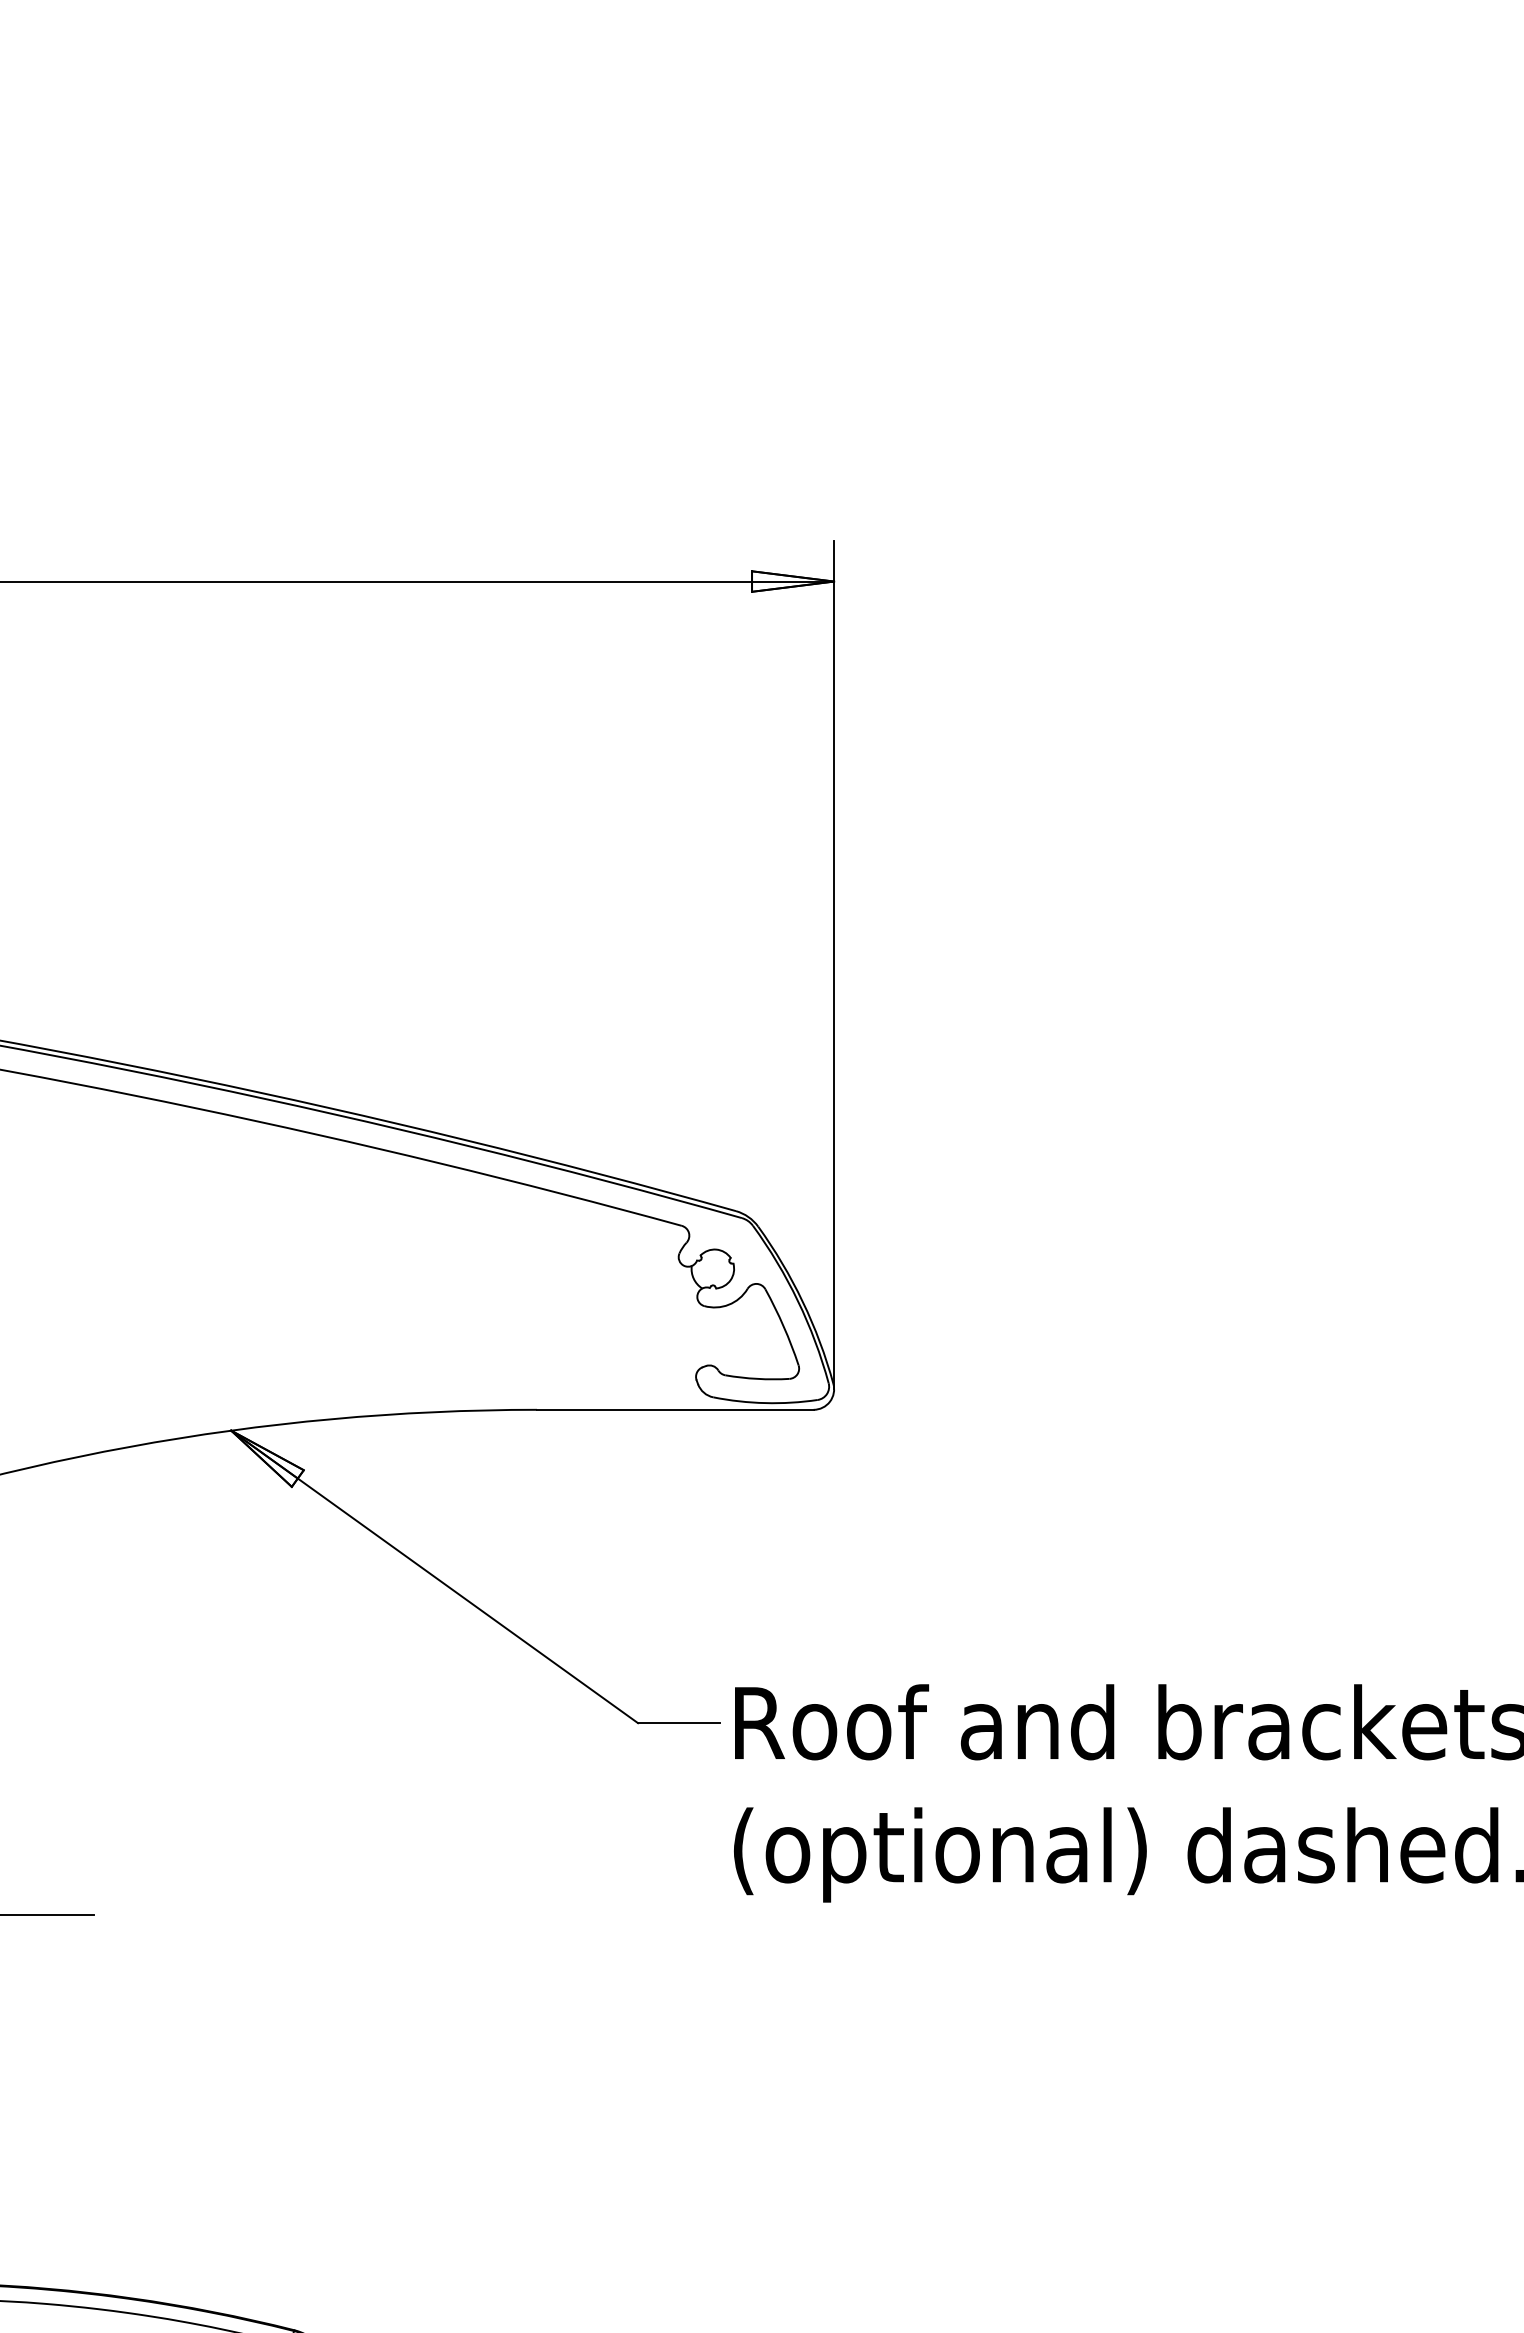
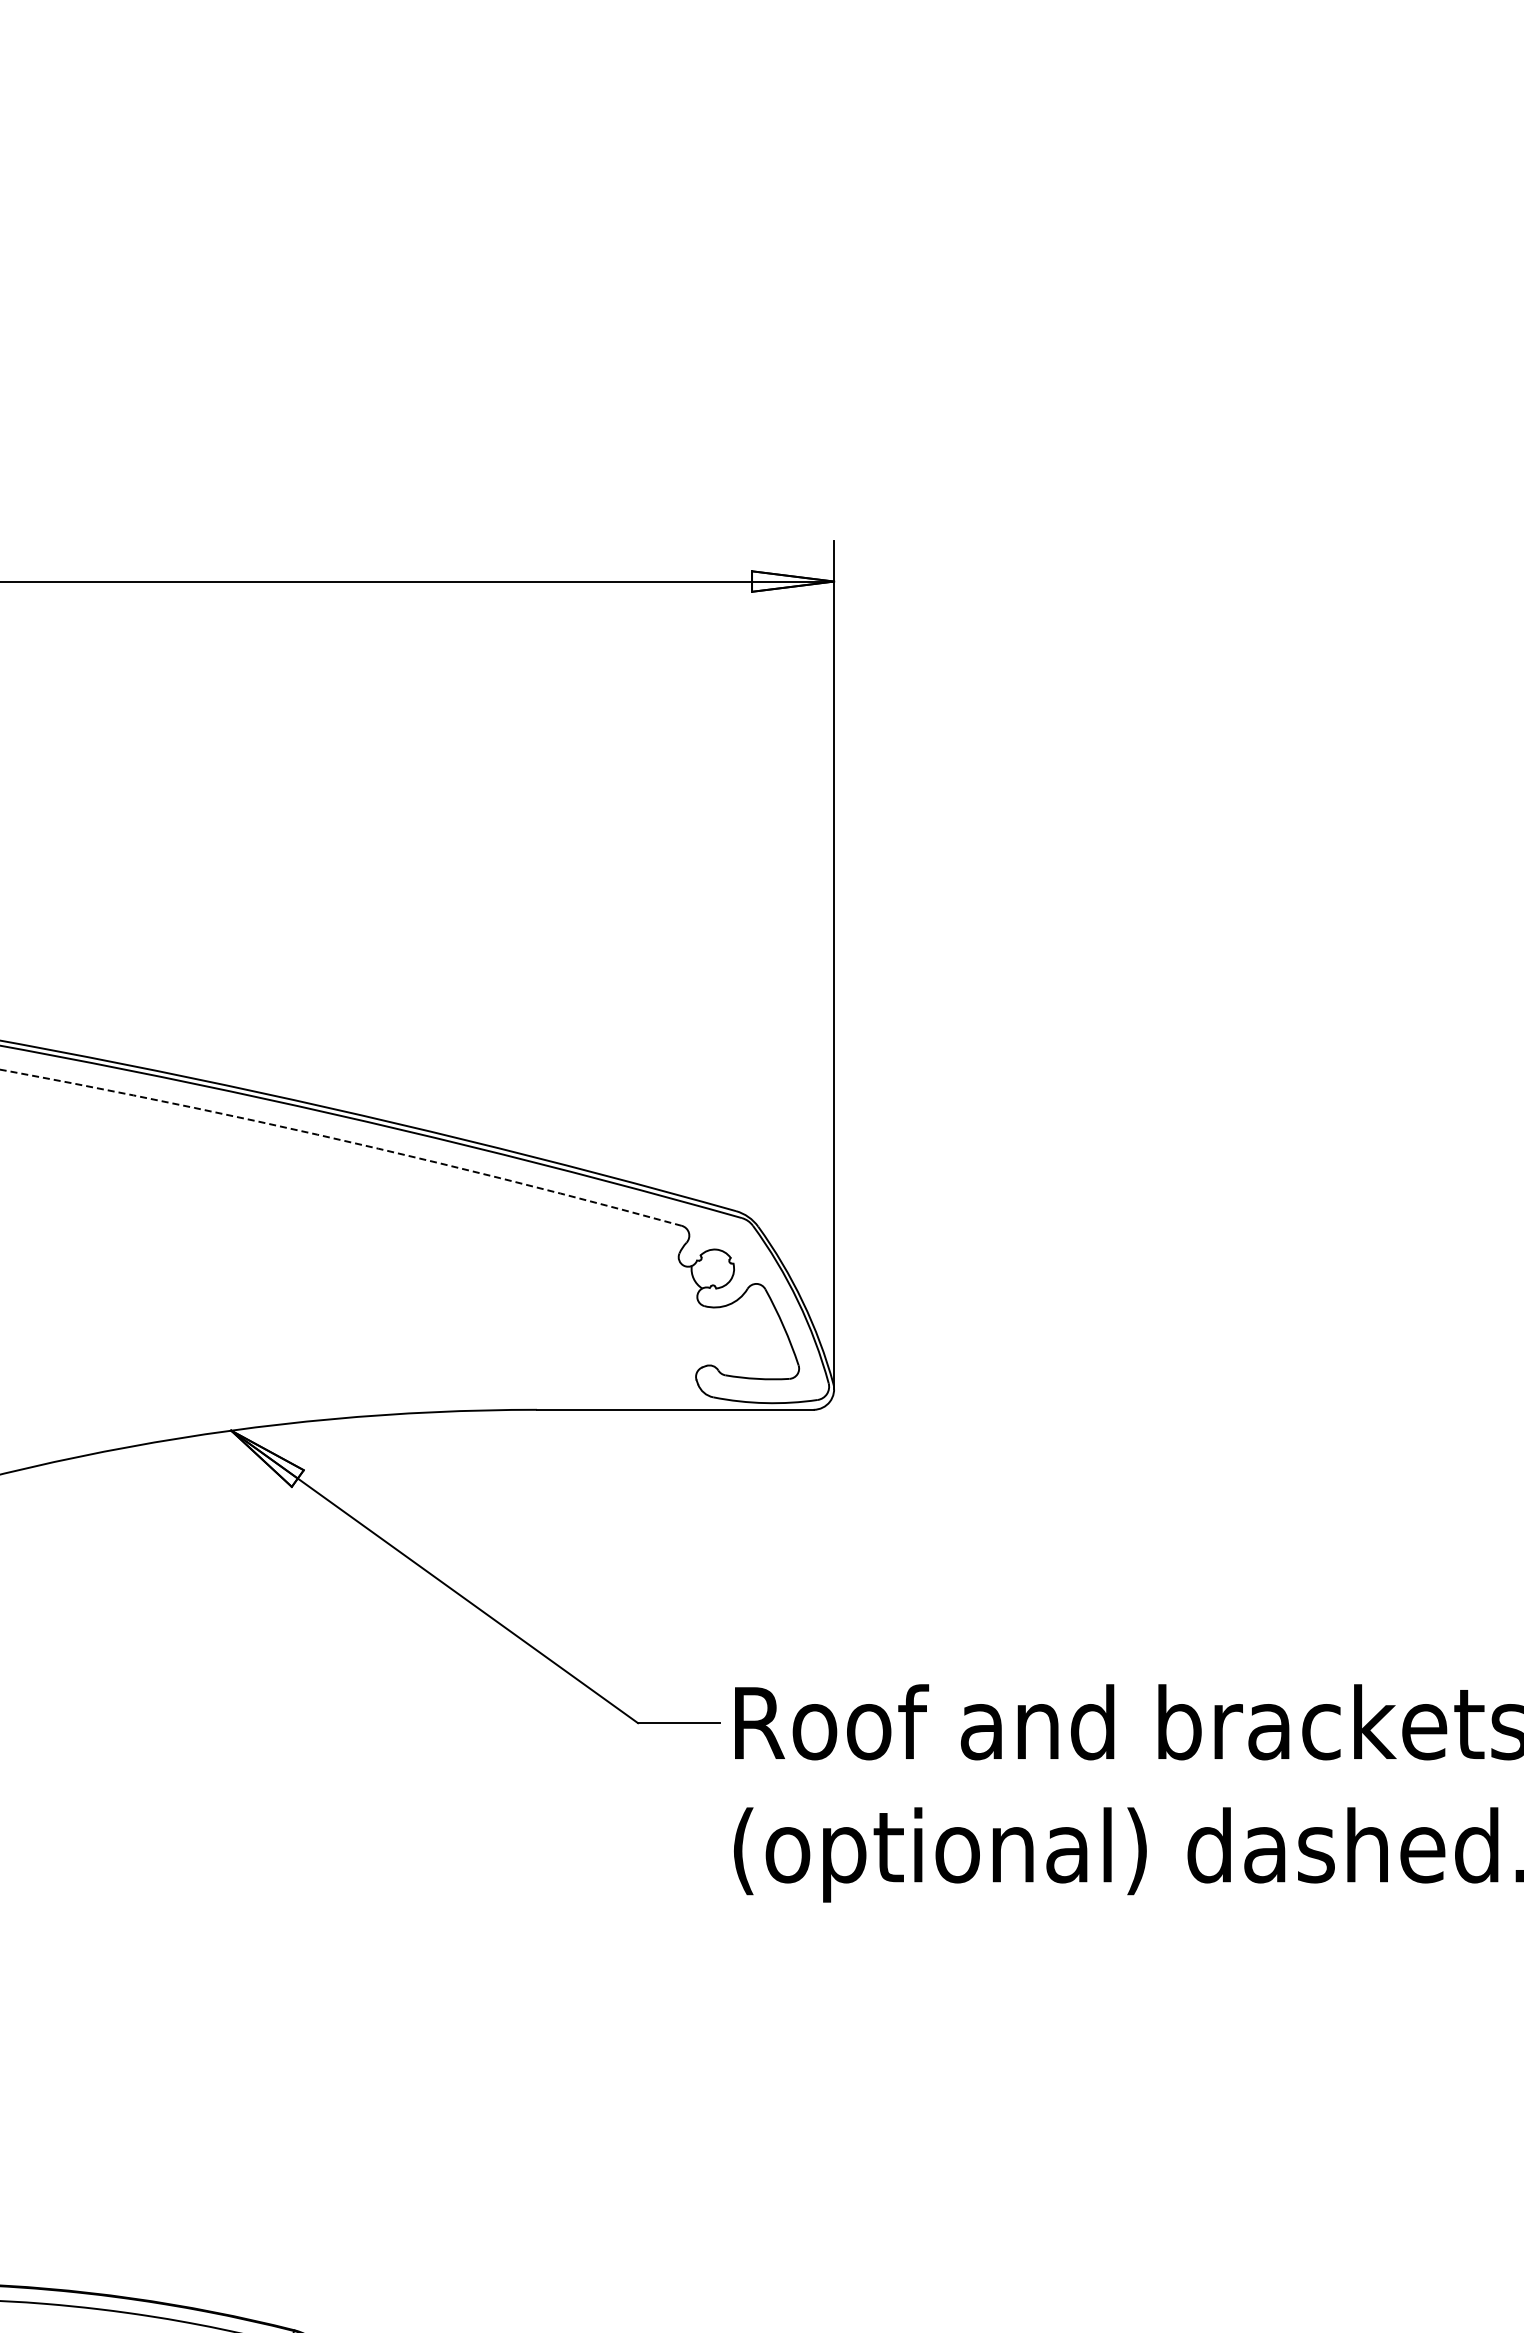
arc: solid -> dashed (342, 1140)
line: present -> none (47, 1915)
